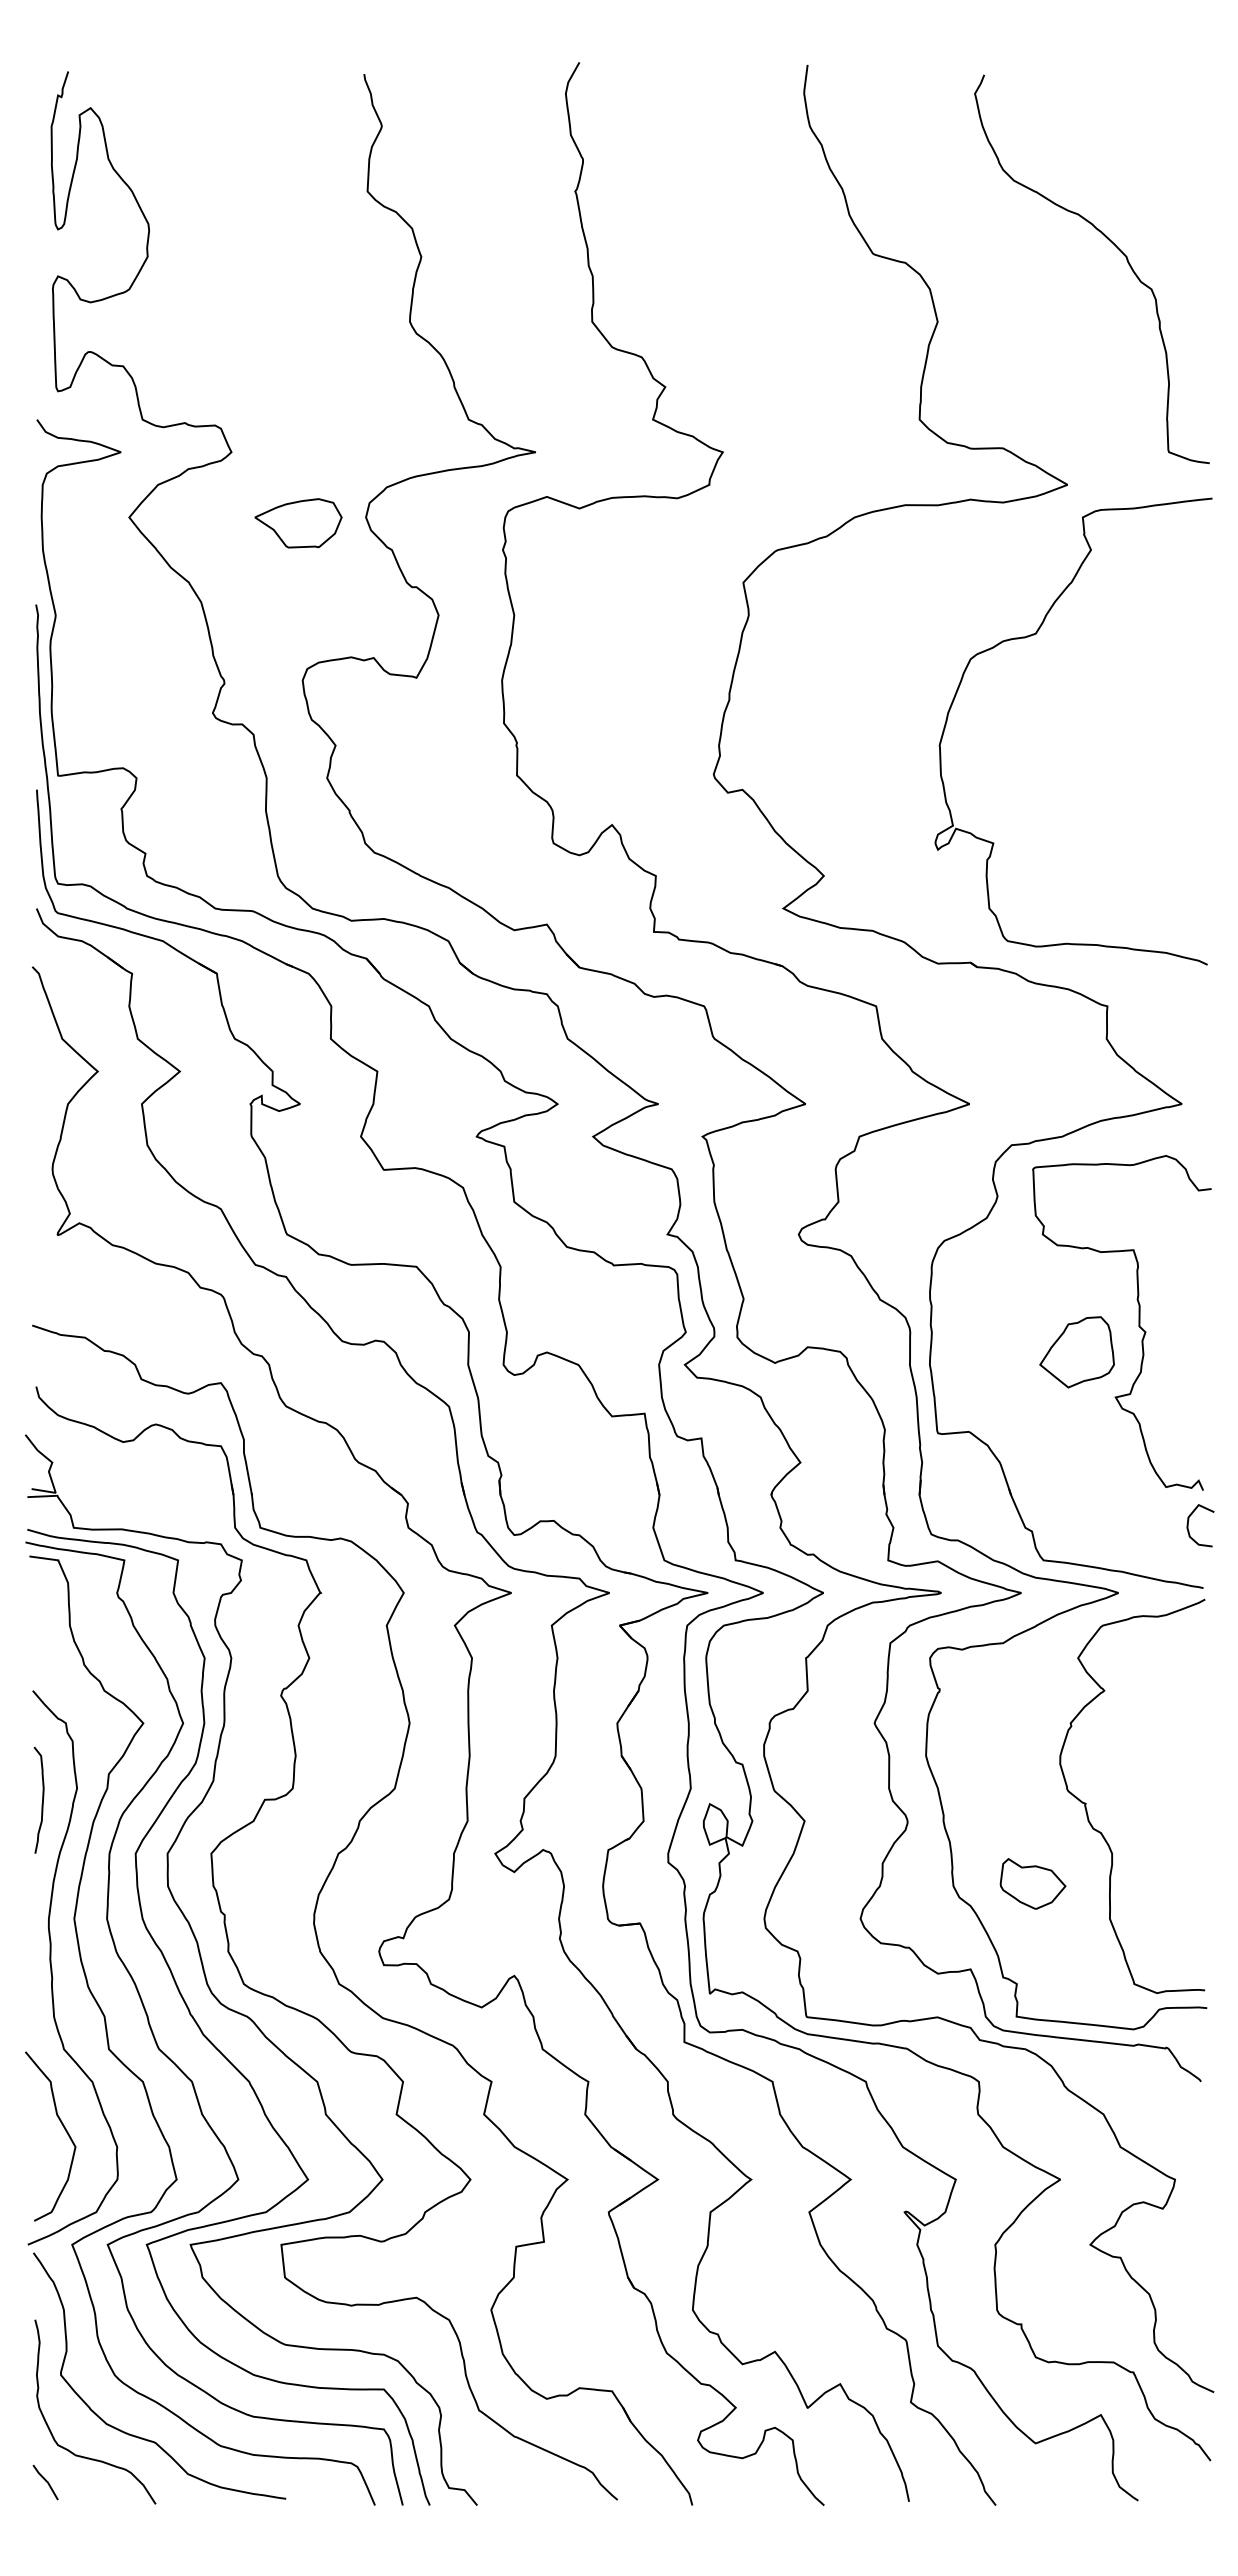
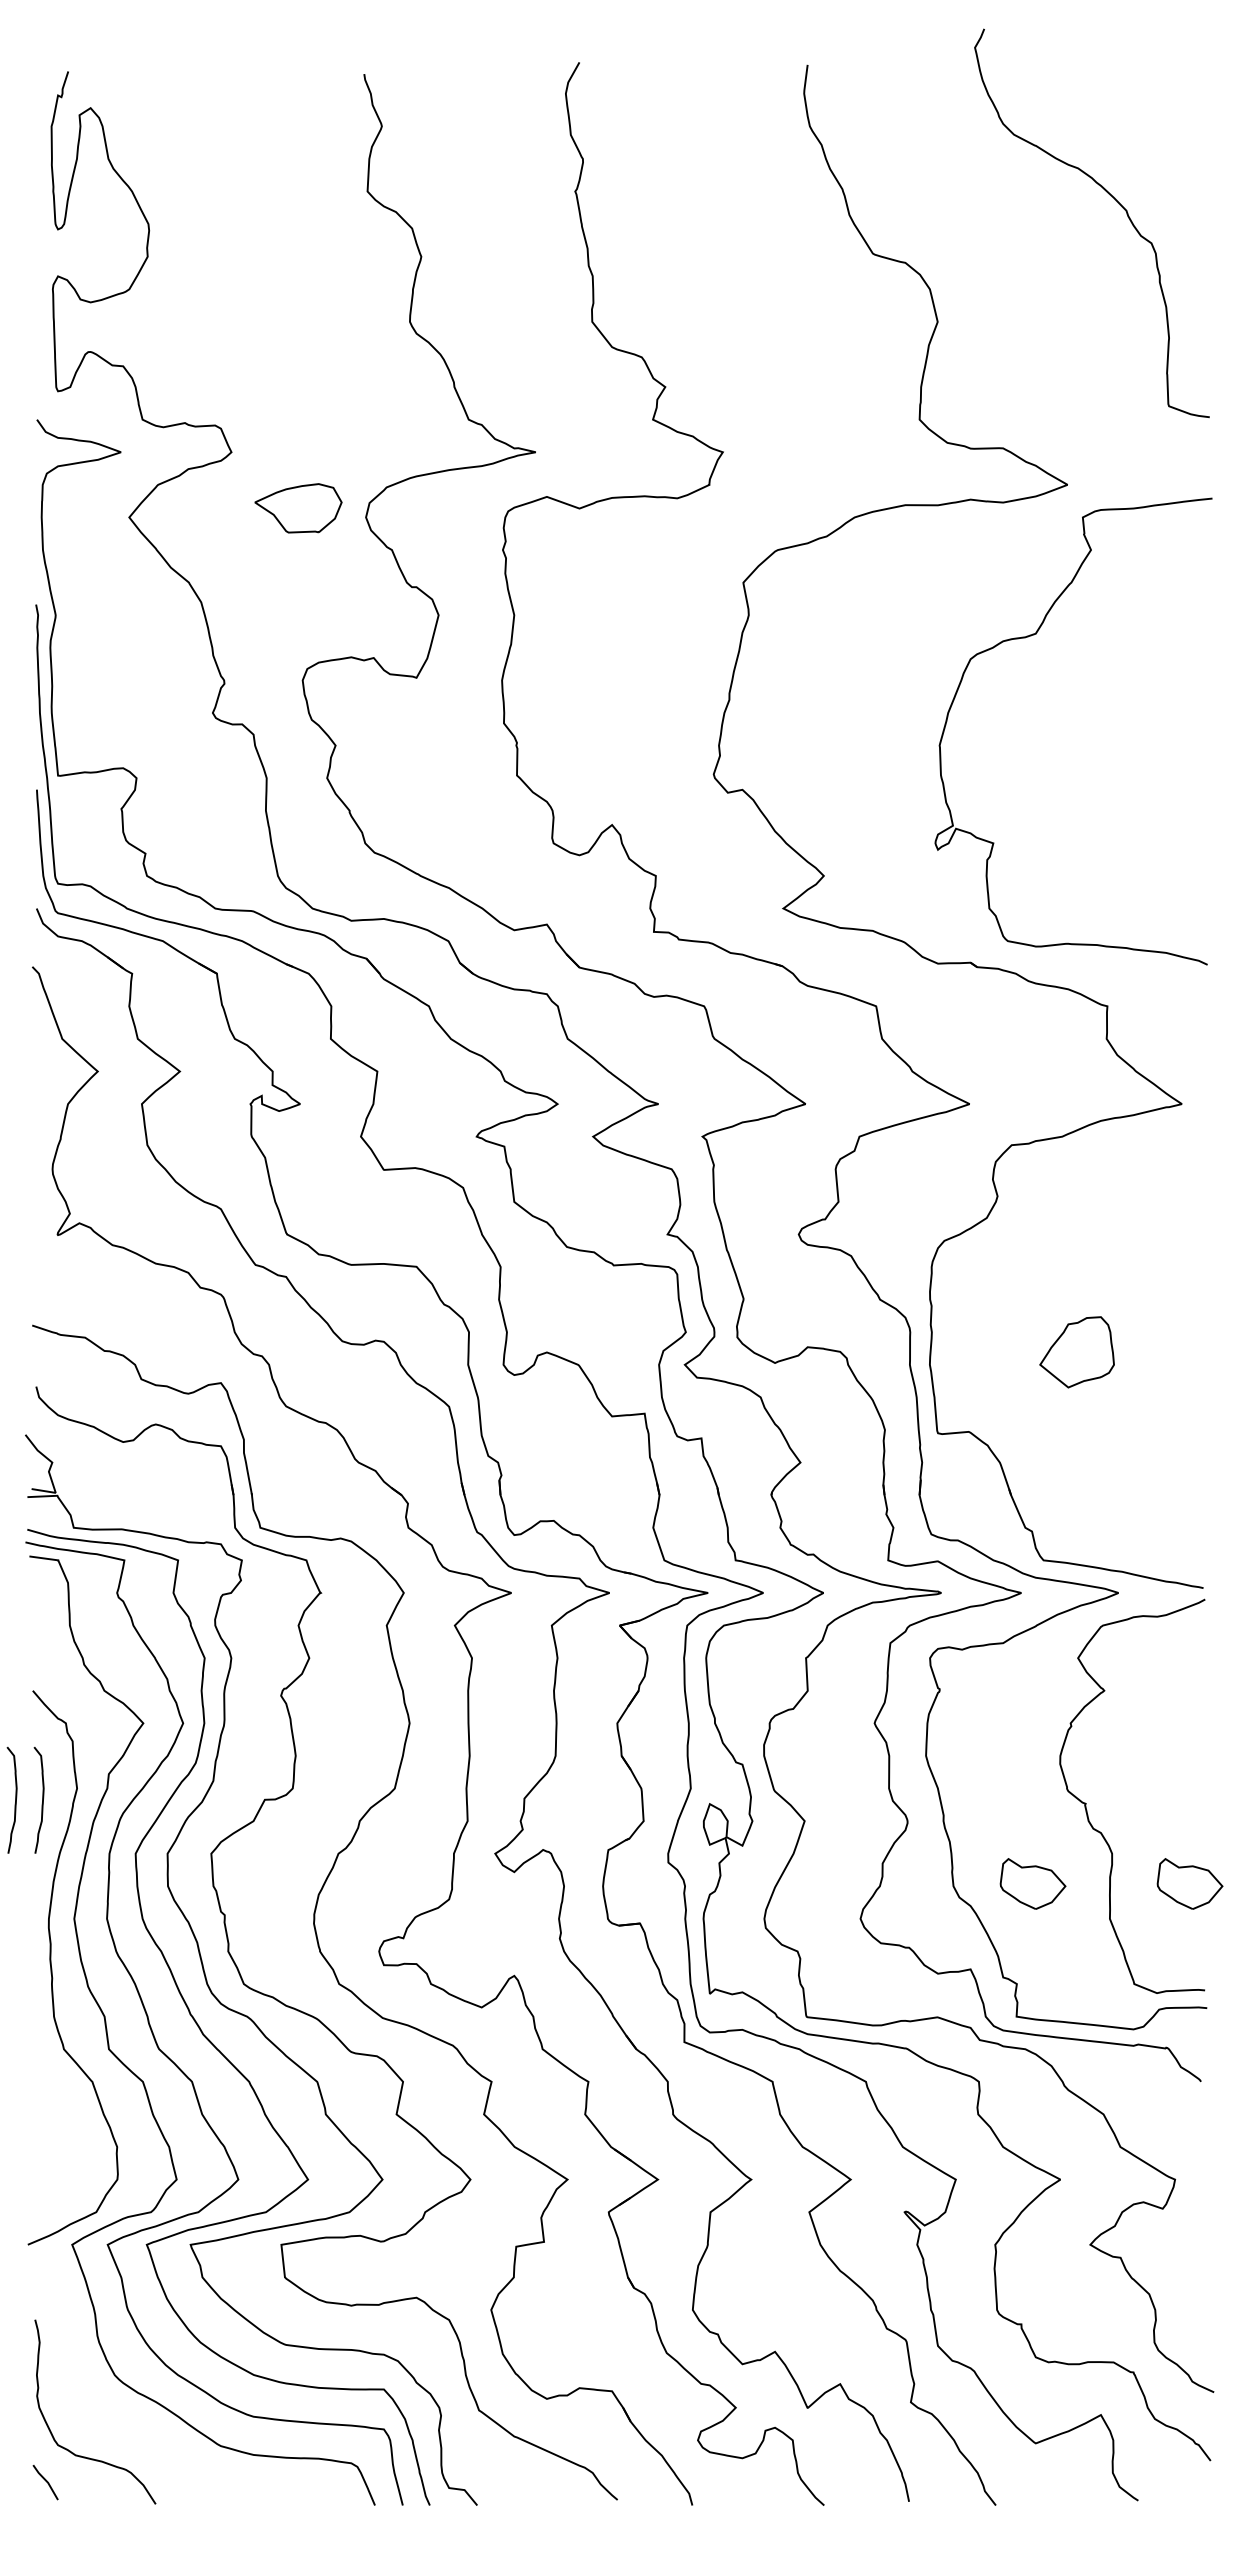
curve position: (1114, 245) -> (1114, 199) (1114, 199)
part position: (298, 523) -> (298, 508) (298, 508)
curve: present -> none (1138, 1322)
curve: present -> none (1188, 1525)
curve: none -> present (15, 1799)
part: none -> present (1189, 1883)
curve: present -> none (62, 2126)
curve: present -> none (139, 2436)
